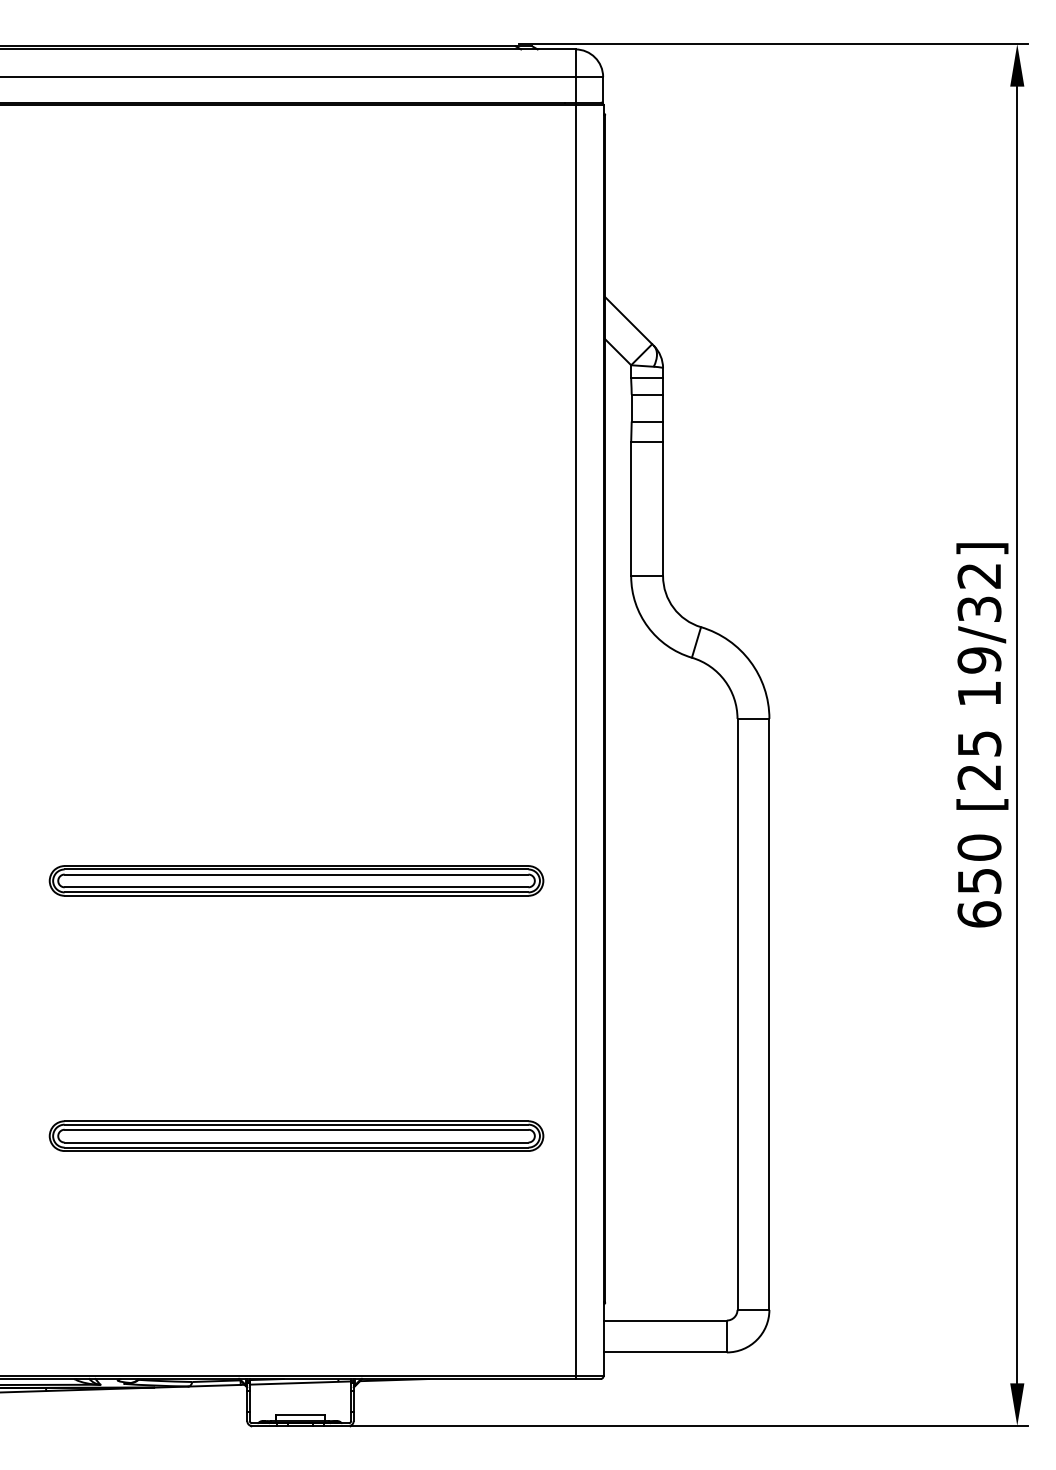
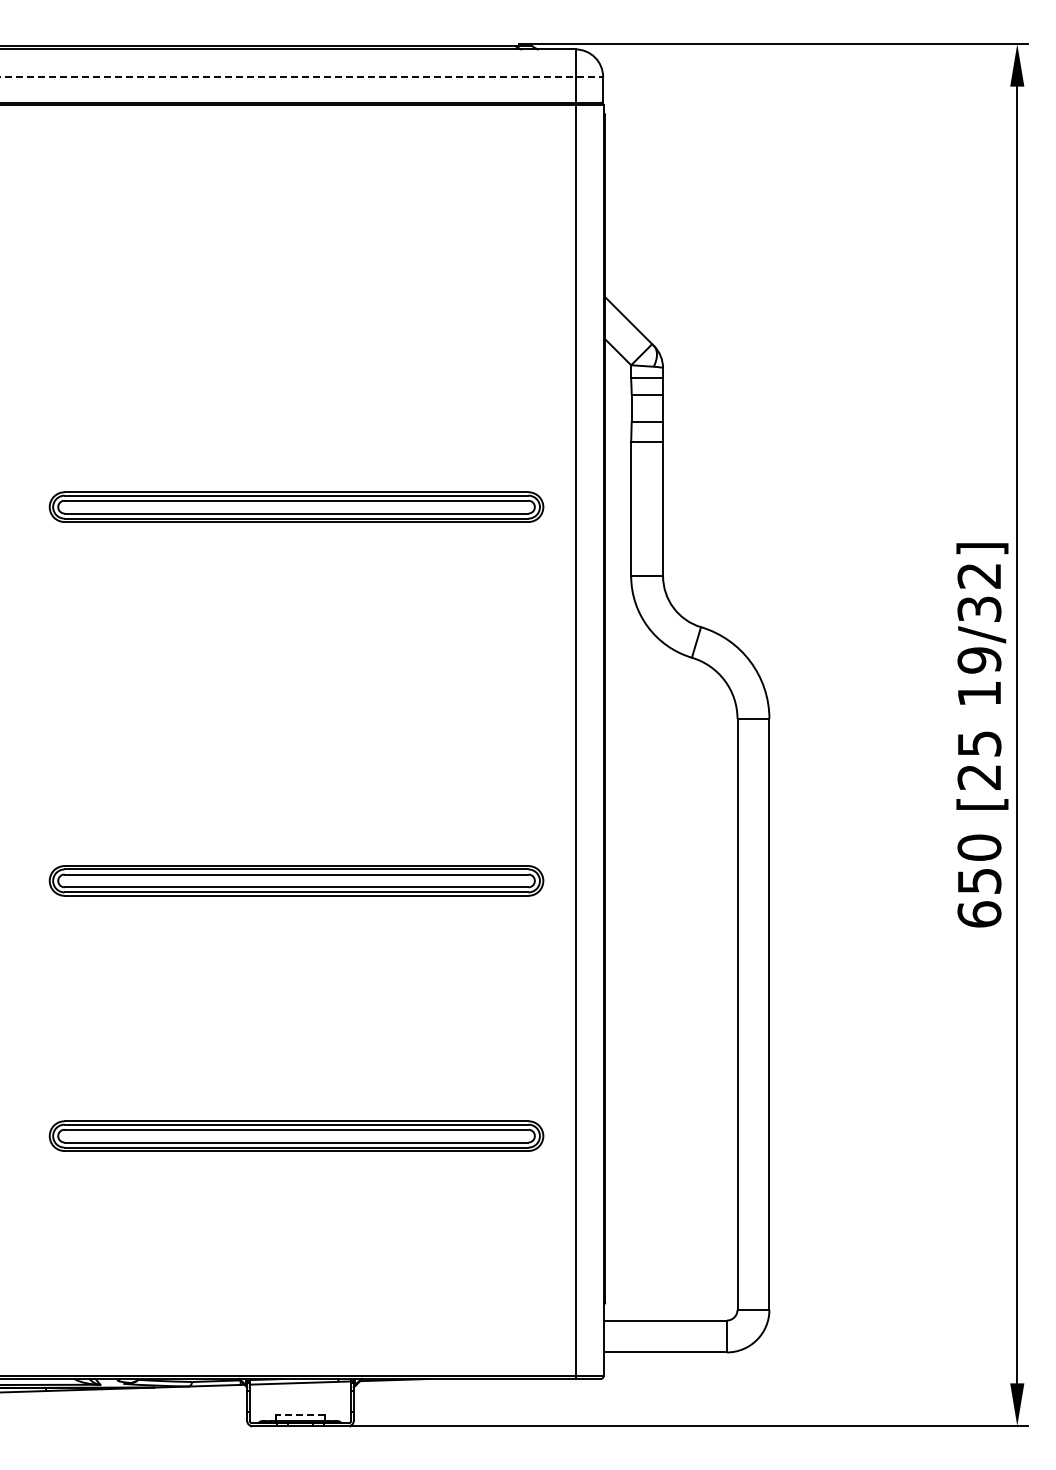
line: solid -> dashed (302, 77)
part: none -> present (296, 506)
line: solid -> dashed (300, 1415)
